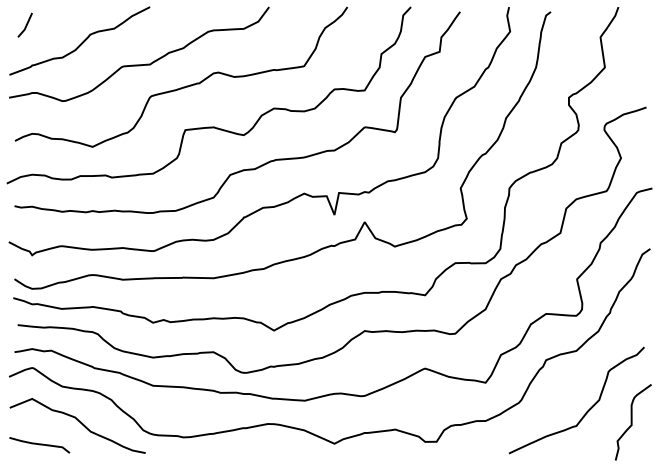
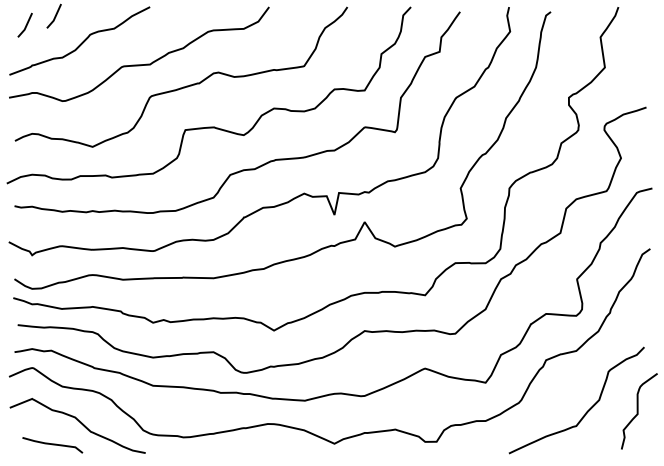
line: none -> present (54, 16)
curve position: (632, 422) -> (638, 411) (638, 411)
curve position: (39, 445) -> (52, 445) (52, 445)
